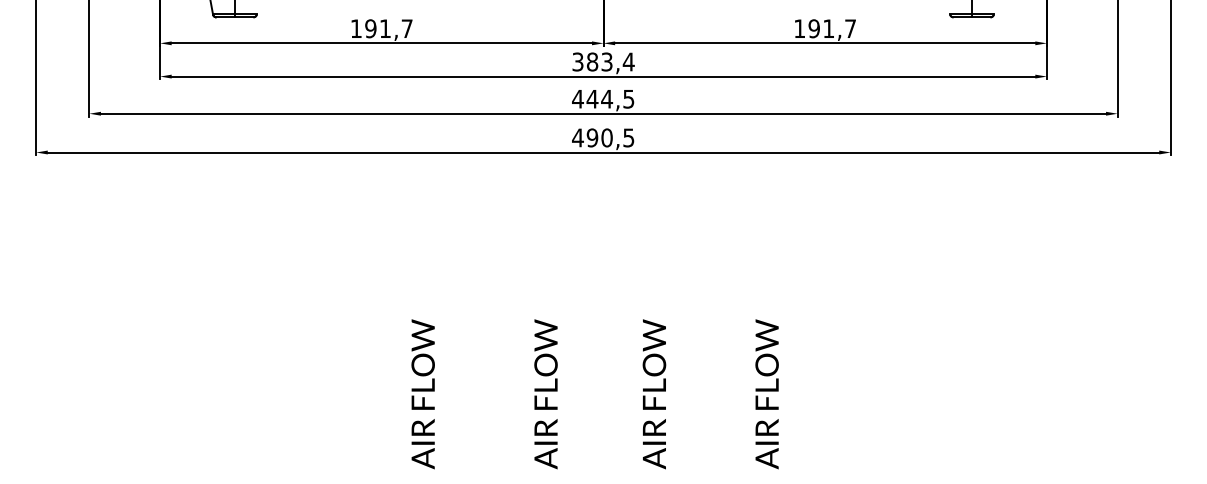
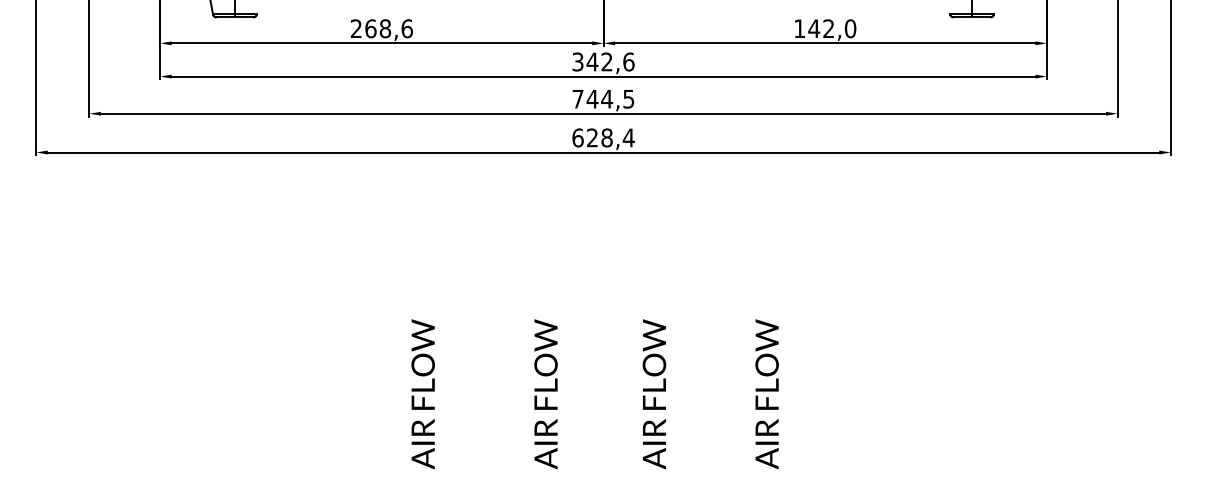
text: 191,7 -> 268,6 (381, 28)
text: 191,7 -> 142,0 (832, 28)
text: 383,4 -> 342,6 (610, 61)
text: 444,5 -> 744,5 (577, 99)
text: 490,5 -> 628,4 (603, 137)
